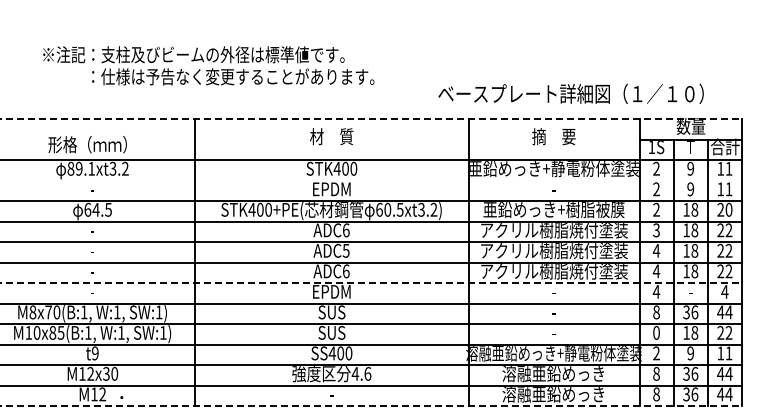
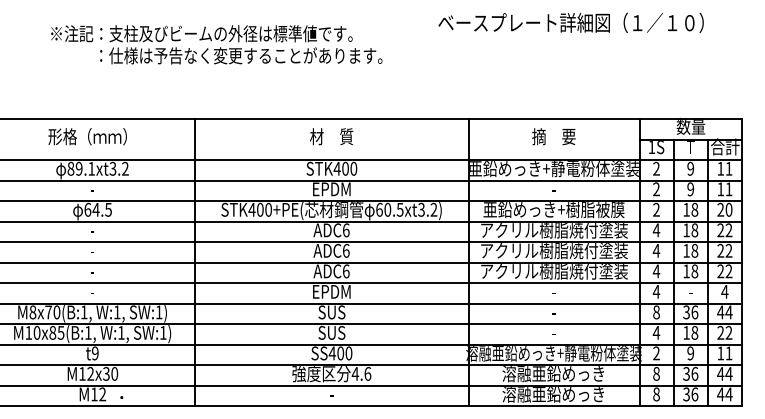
text position: (208, 65) -> (216, 44) (216, 44)
text position: (570, 93) -> (570, 22) (570, 22)
line: dashed -> solid (371, 119)
text position: (87, 144) -> (87, 136) (87, 136)
line: none -> present (372, 180)
text: 3 -> 4 (656, 230)
text: ADC5 -> ADC6 (345, 250)
line: dashed -> solid (371, 283)
text: 0 -> 4 (656, 332)
line: dashed -> solid (371, 406)
